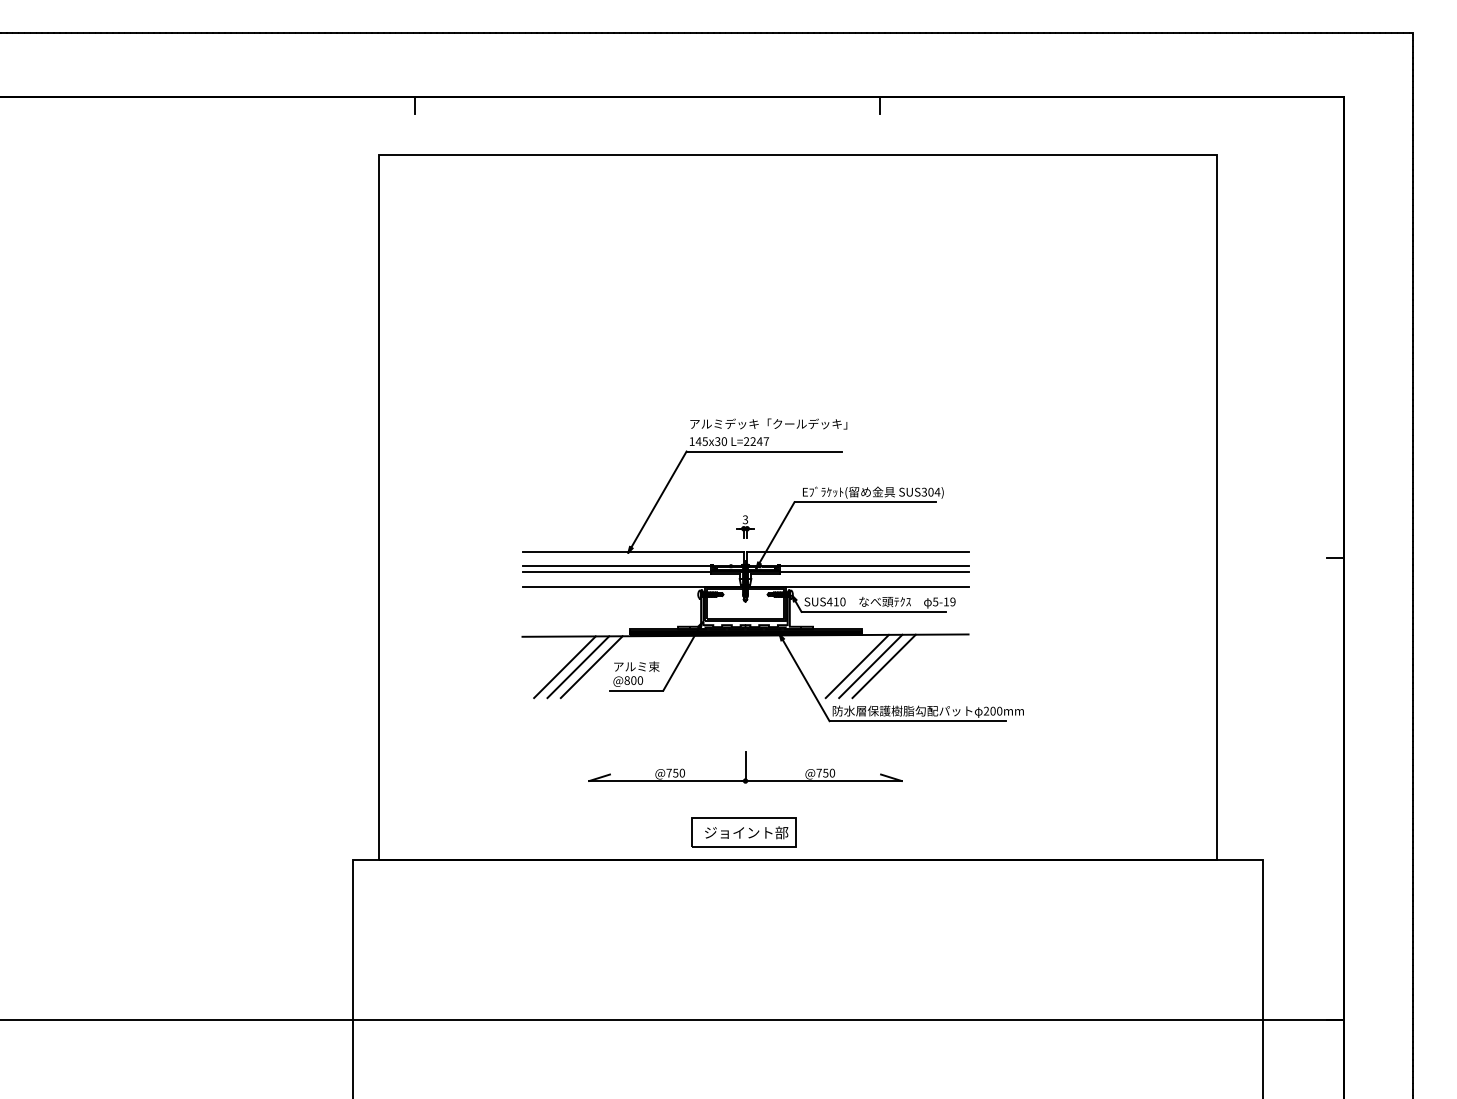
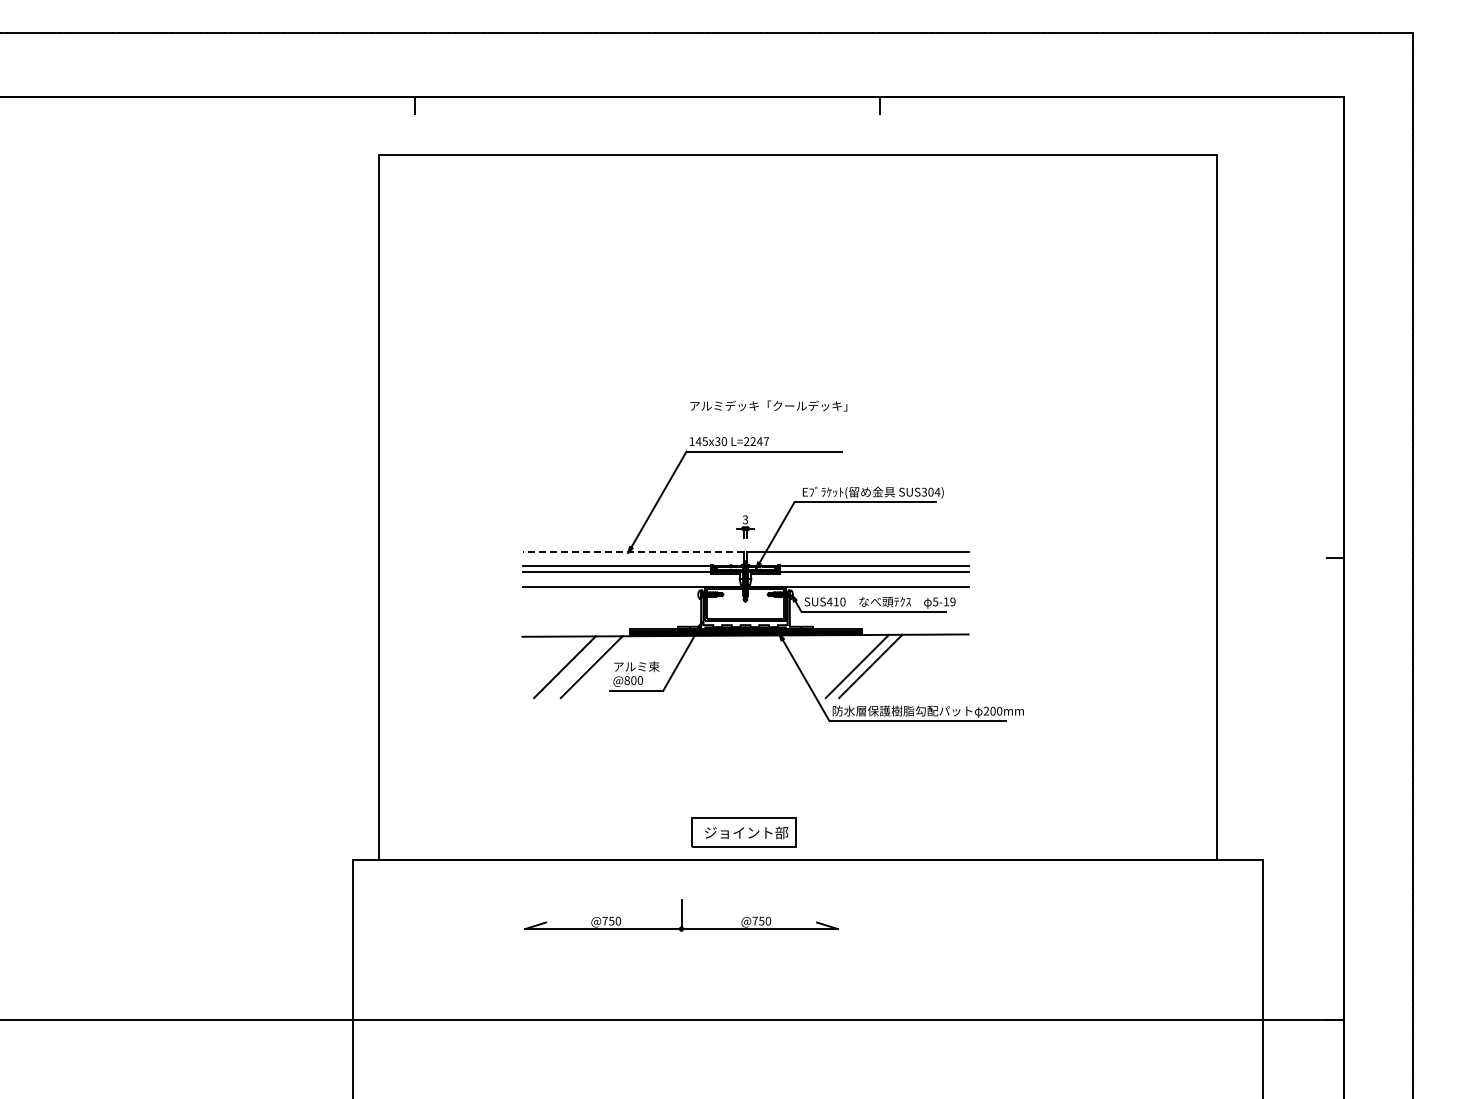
text position: (768, 423) -> (768, 405) (768, 405)
line: solid -> dashed (633, 551)
line: present -> none (883, 666)
line: present -> none (578, 667)
part position: (745, 767) -> (681, 915) (681, 915)
